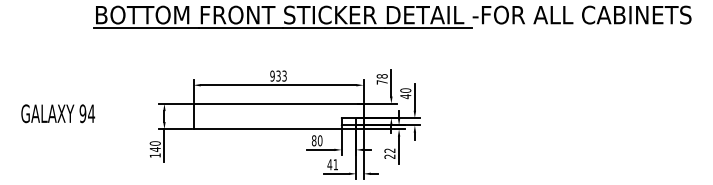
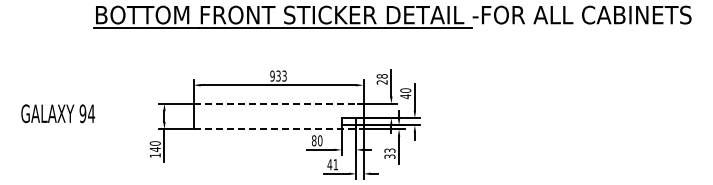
text: 78 -> 28 (381, 82)
line: solid -> dashed (279, 103)
line: solid -> dashed (279, 129)
text: 22 -> 33 (390, 153)
